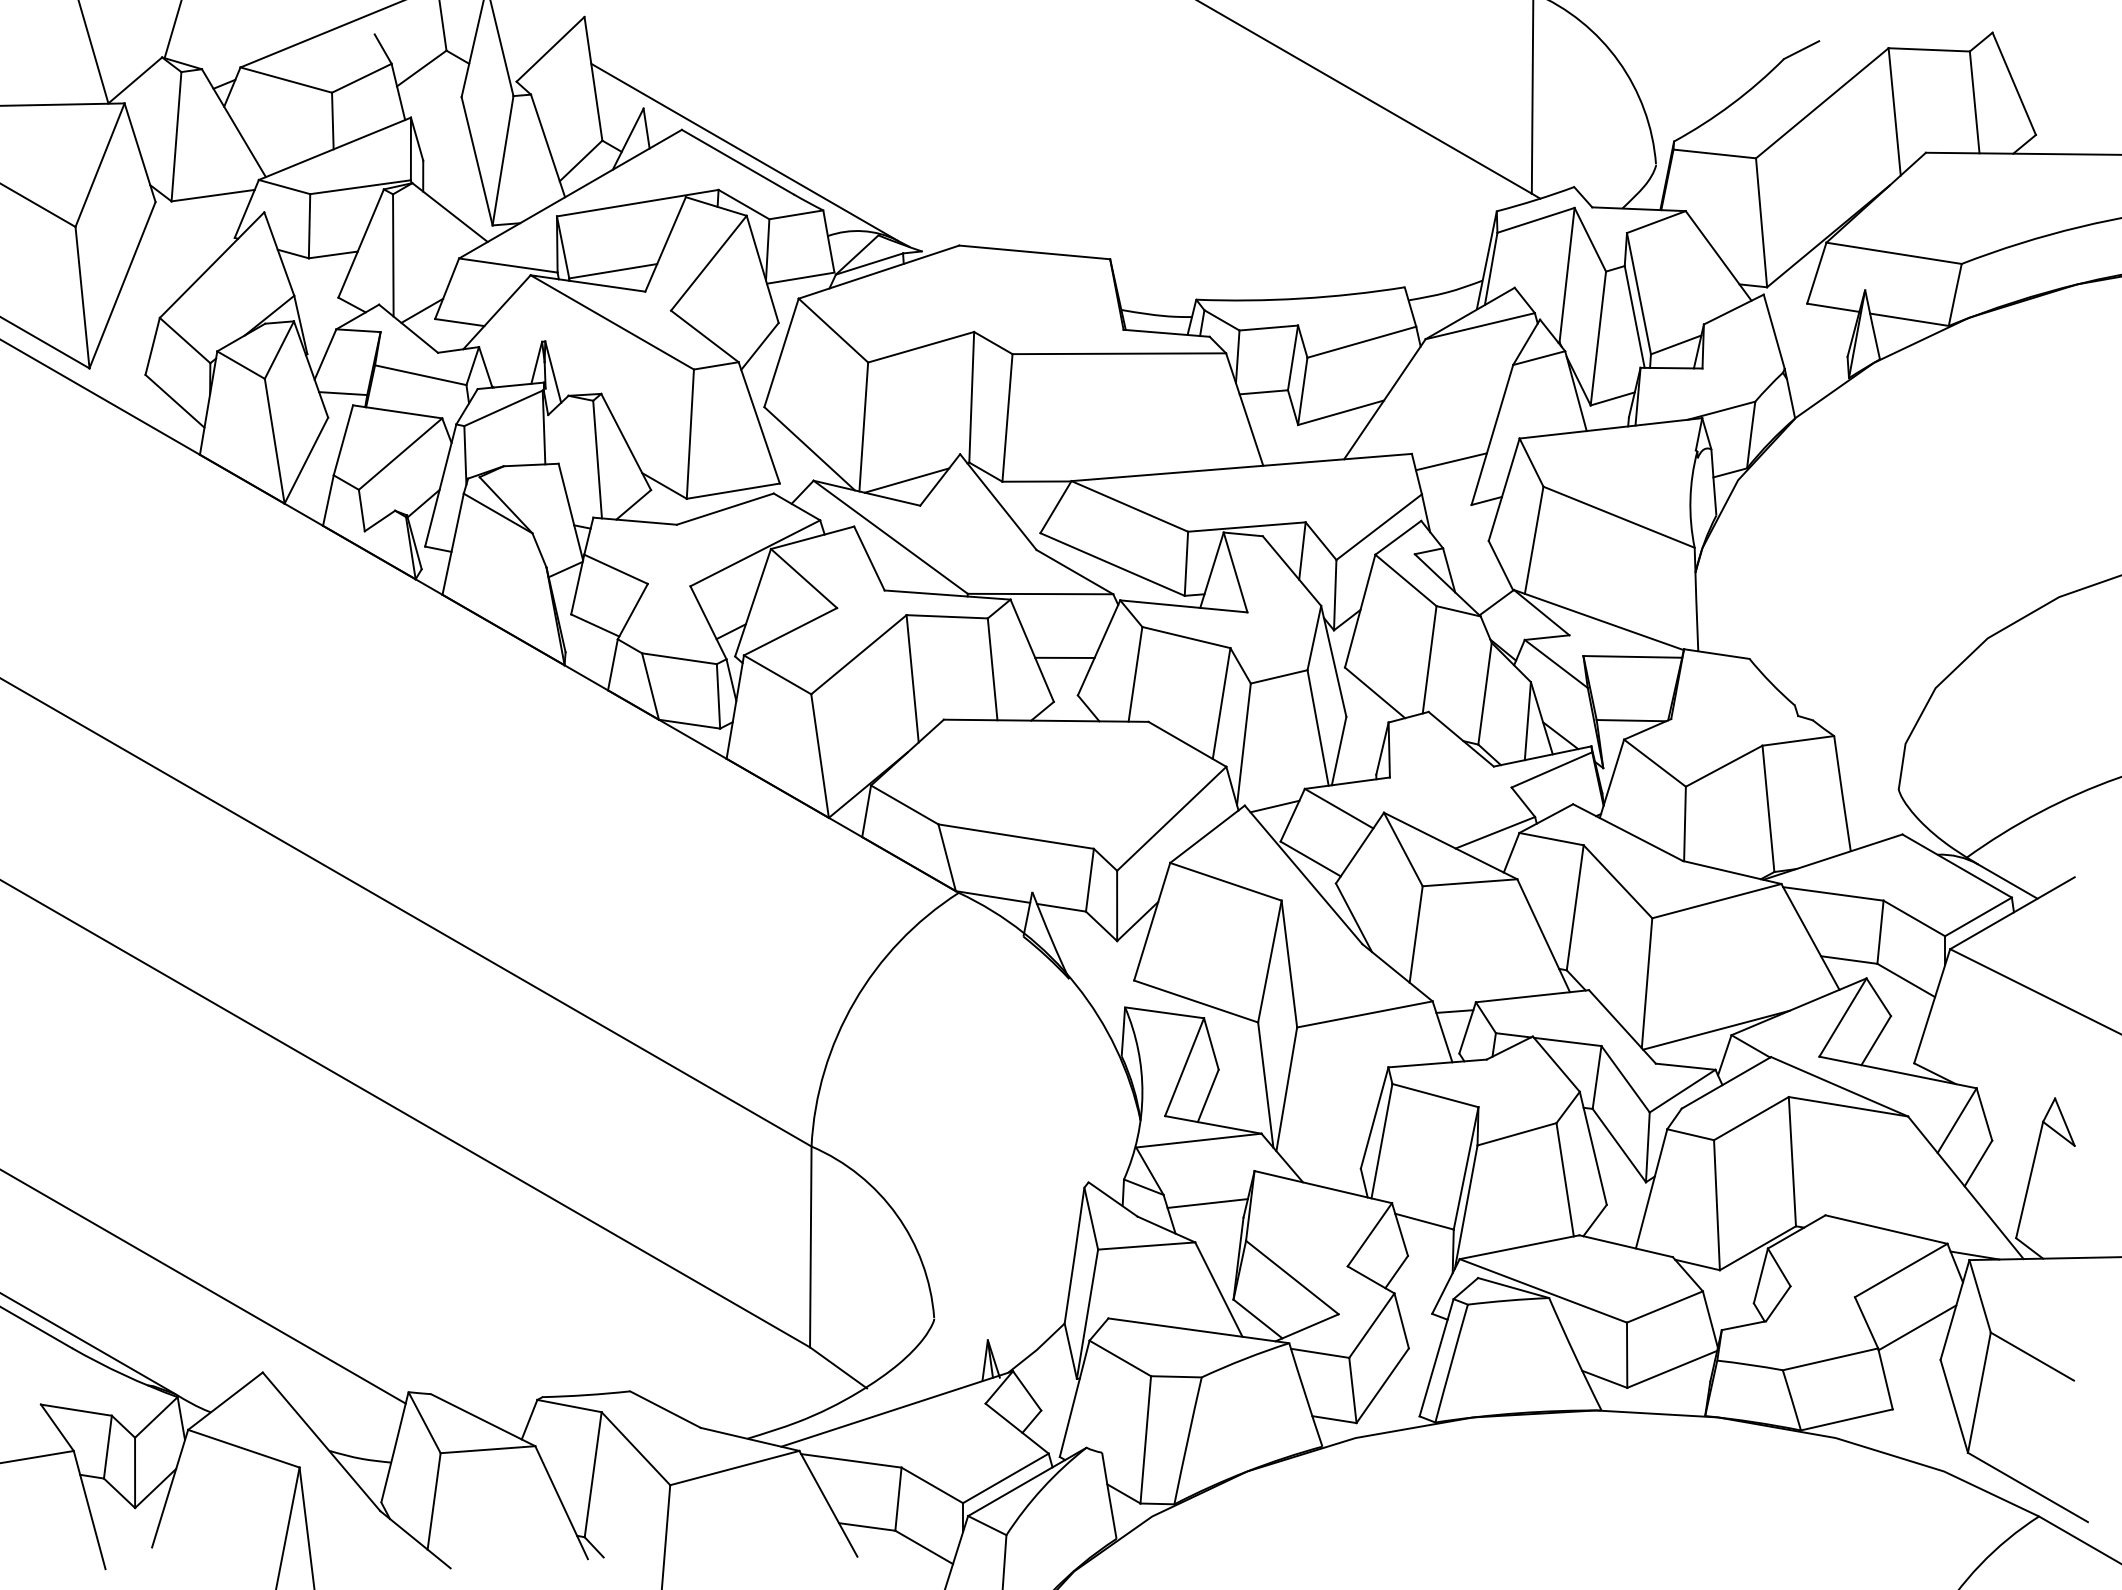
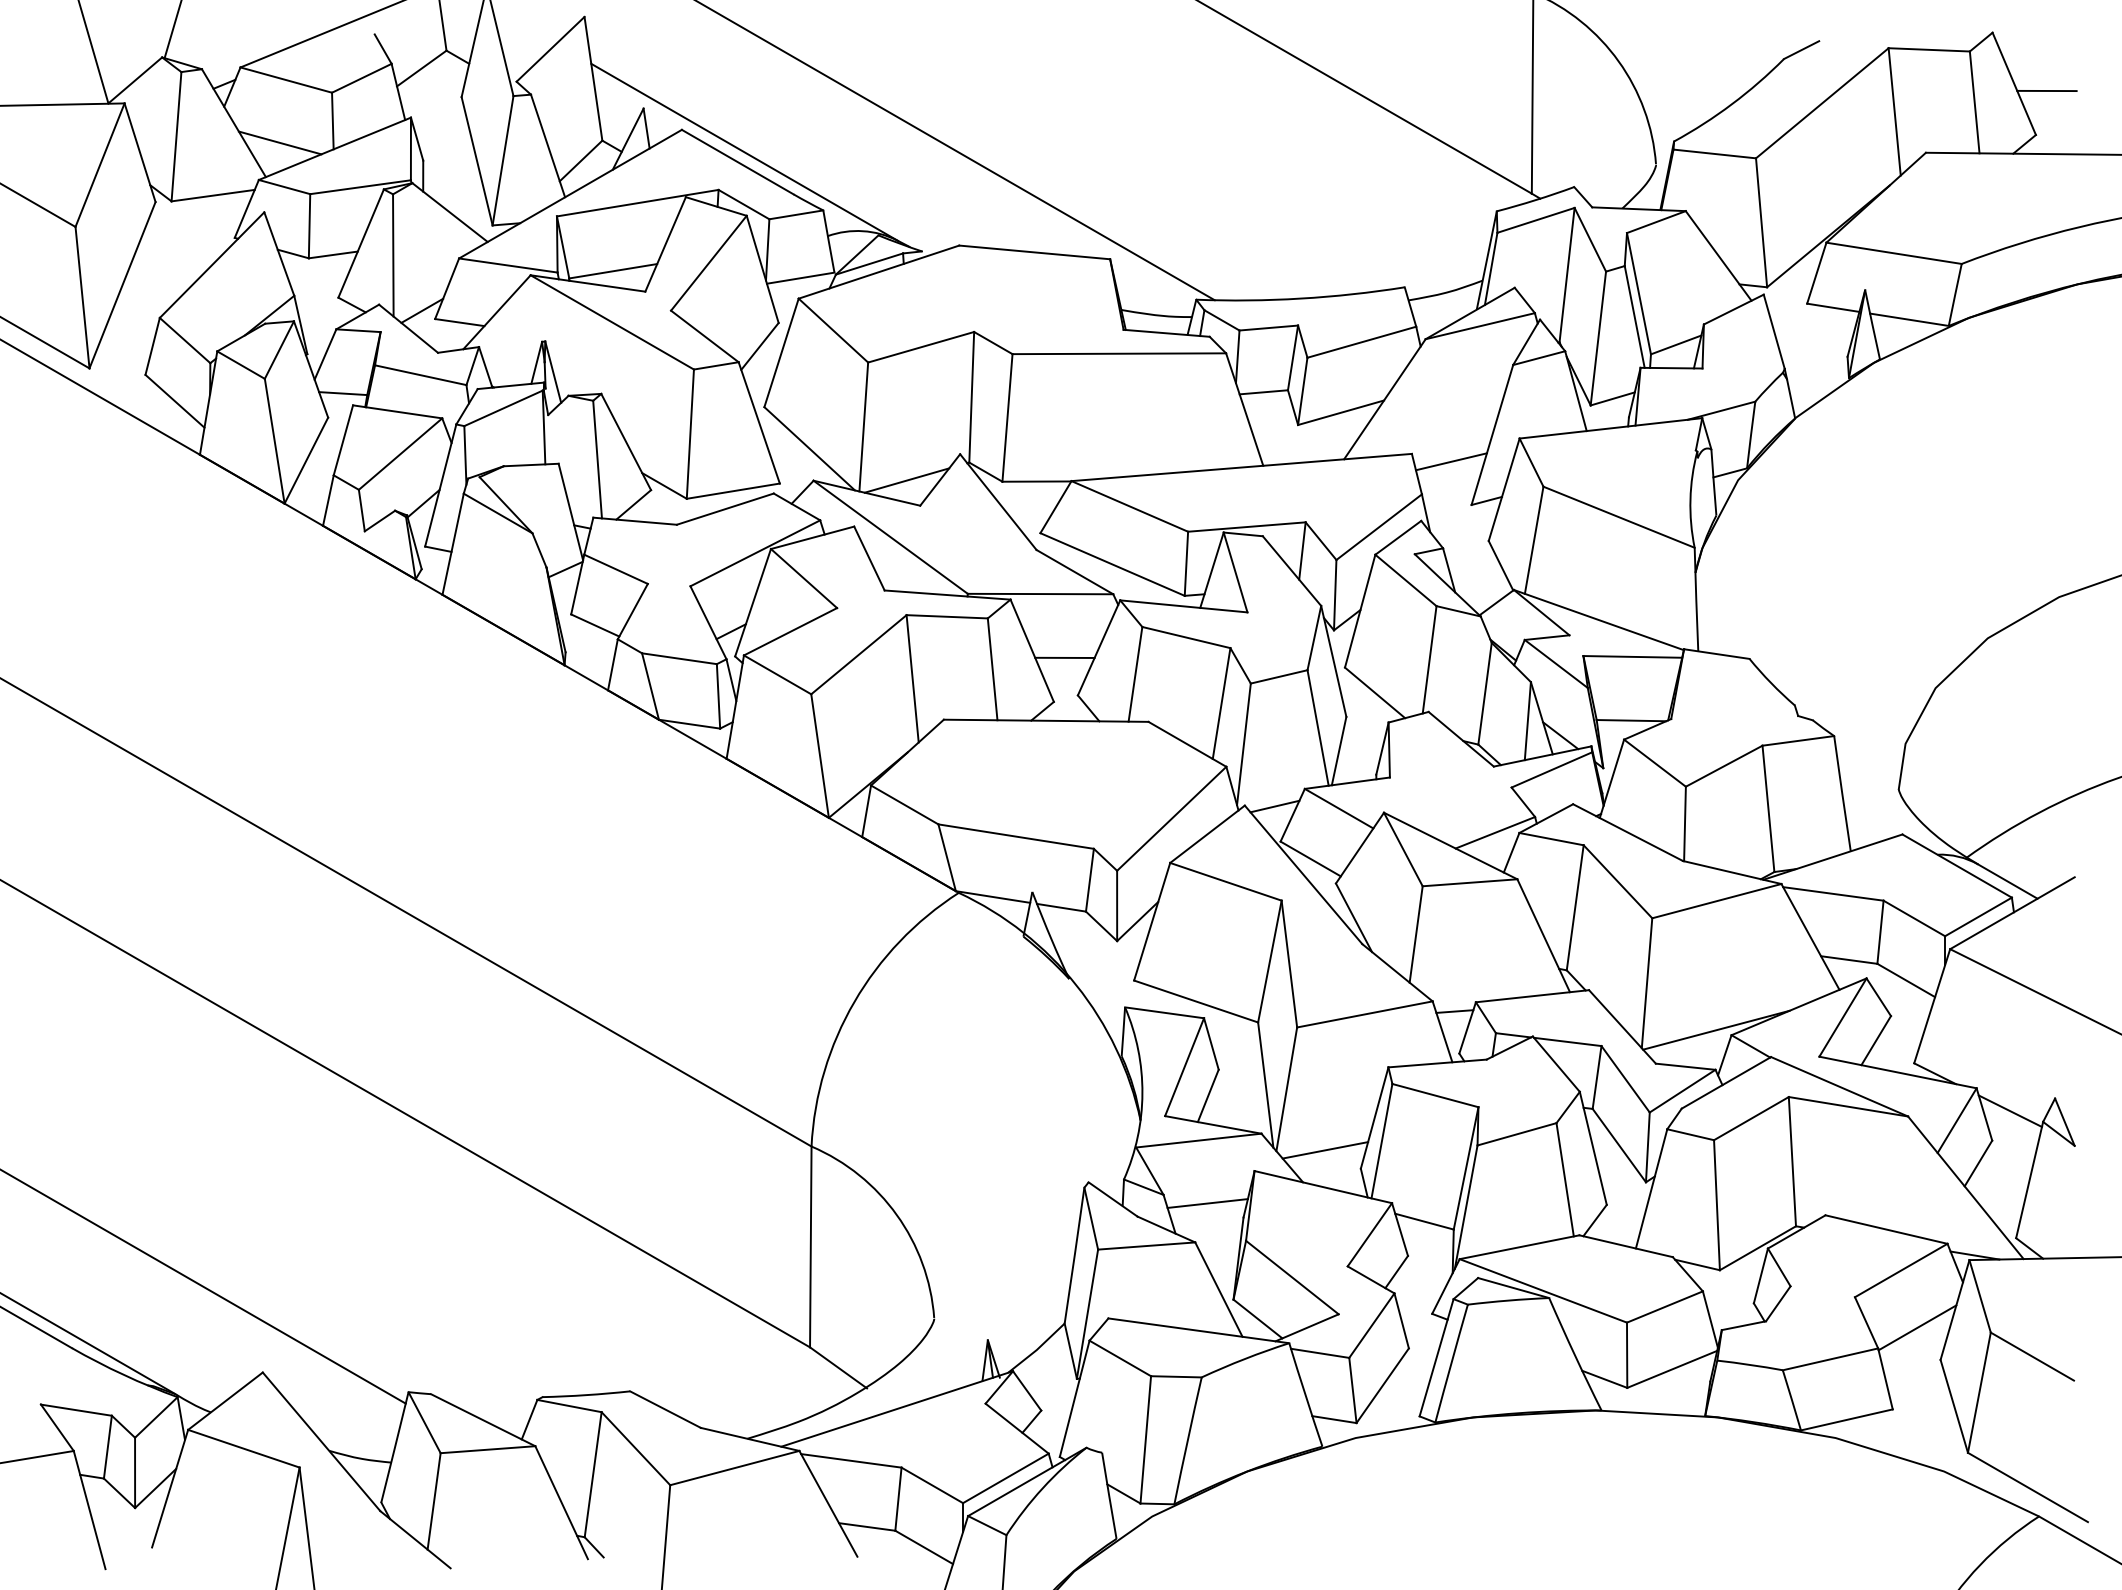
line: none -> present (2046, 90)
line: none -> present (279, 142)
line: none -> present (956, 151)
line: none -> present (2009, 1110)
line: none -> present (1325, 1150)
